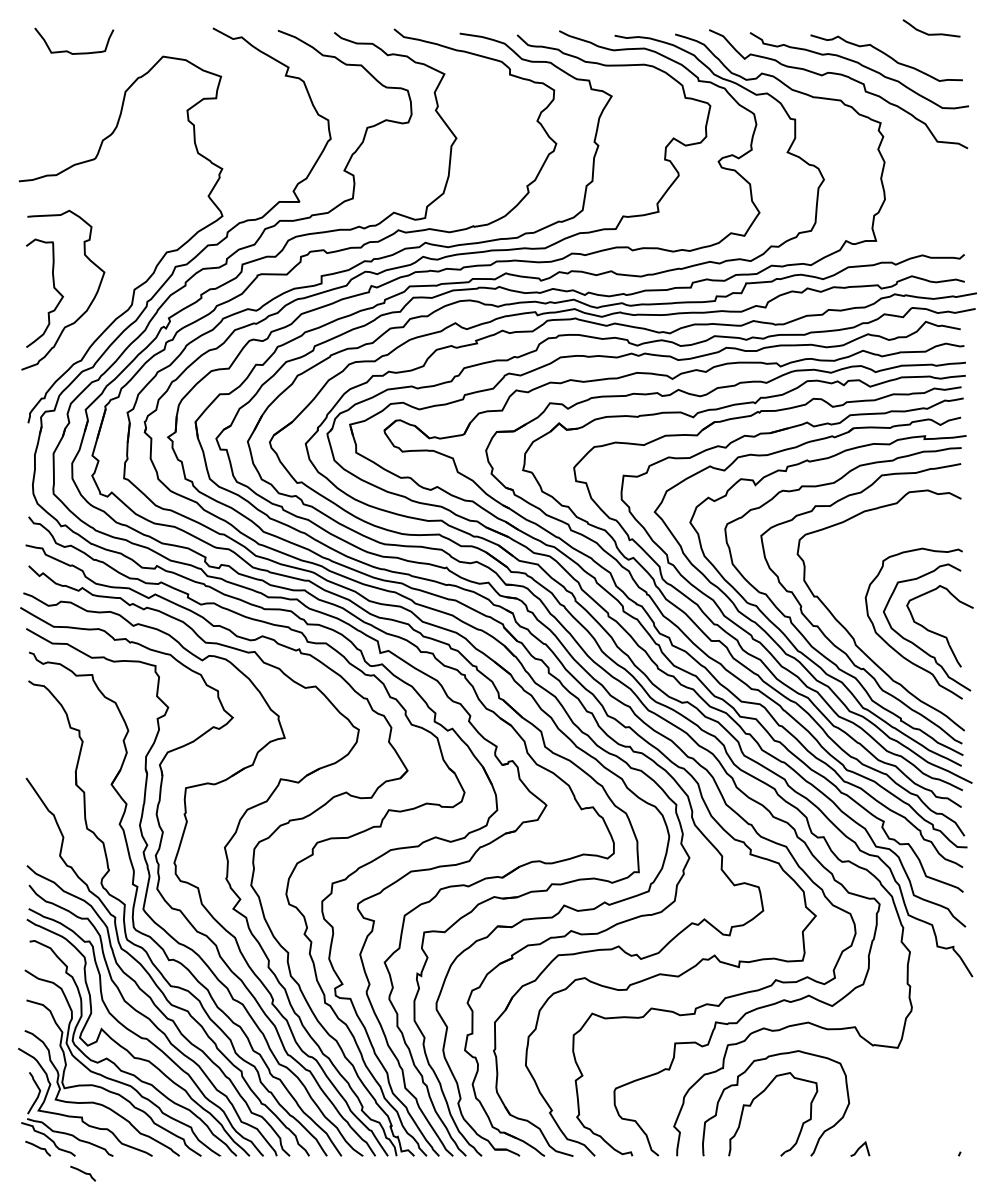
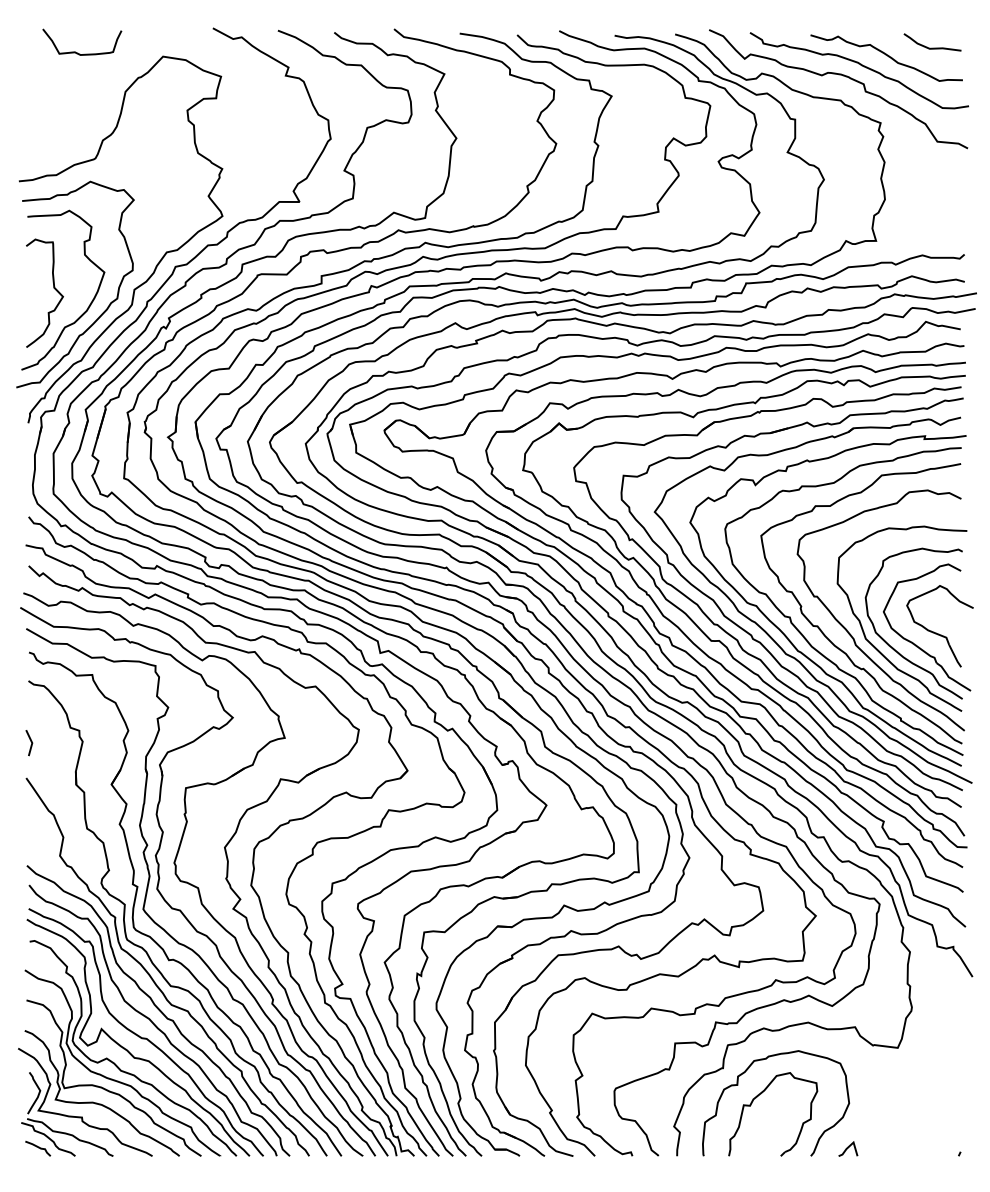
curve position: (931, 33) -> (932, 47) (932, 47)
curve position: (69, 51) -> (77, 52) (77, 52)
curve: none -> present (107, 306)
curve: none -> present (874, 645)
line: none -> present (31, 743)
line position: (860, 1148) -> (848, 1148) (848, 1148)
curve: present -> none (83, 1173)
